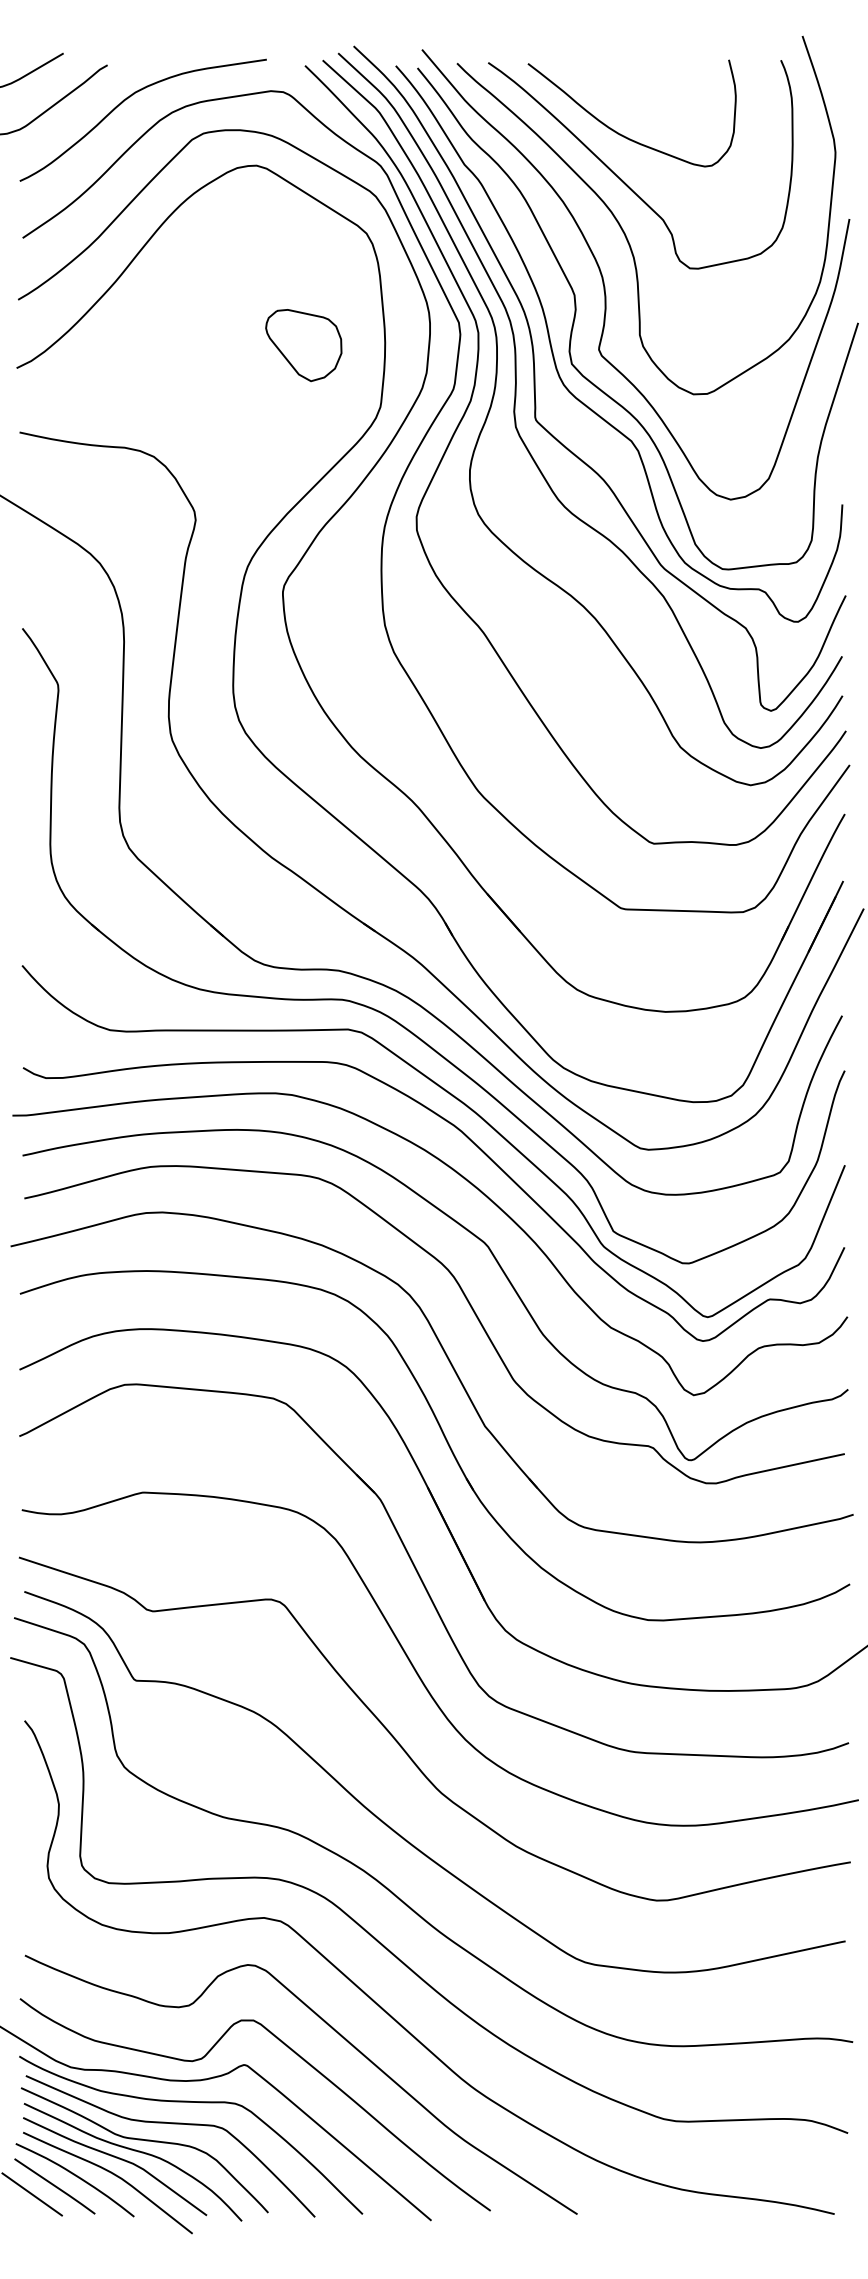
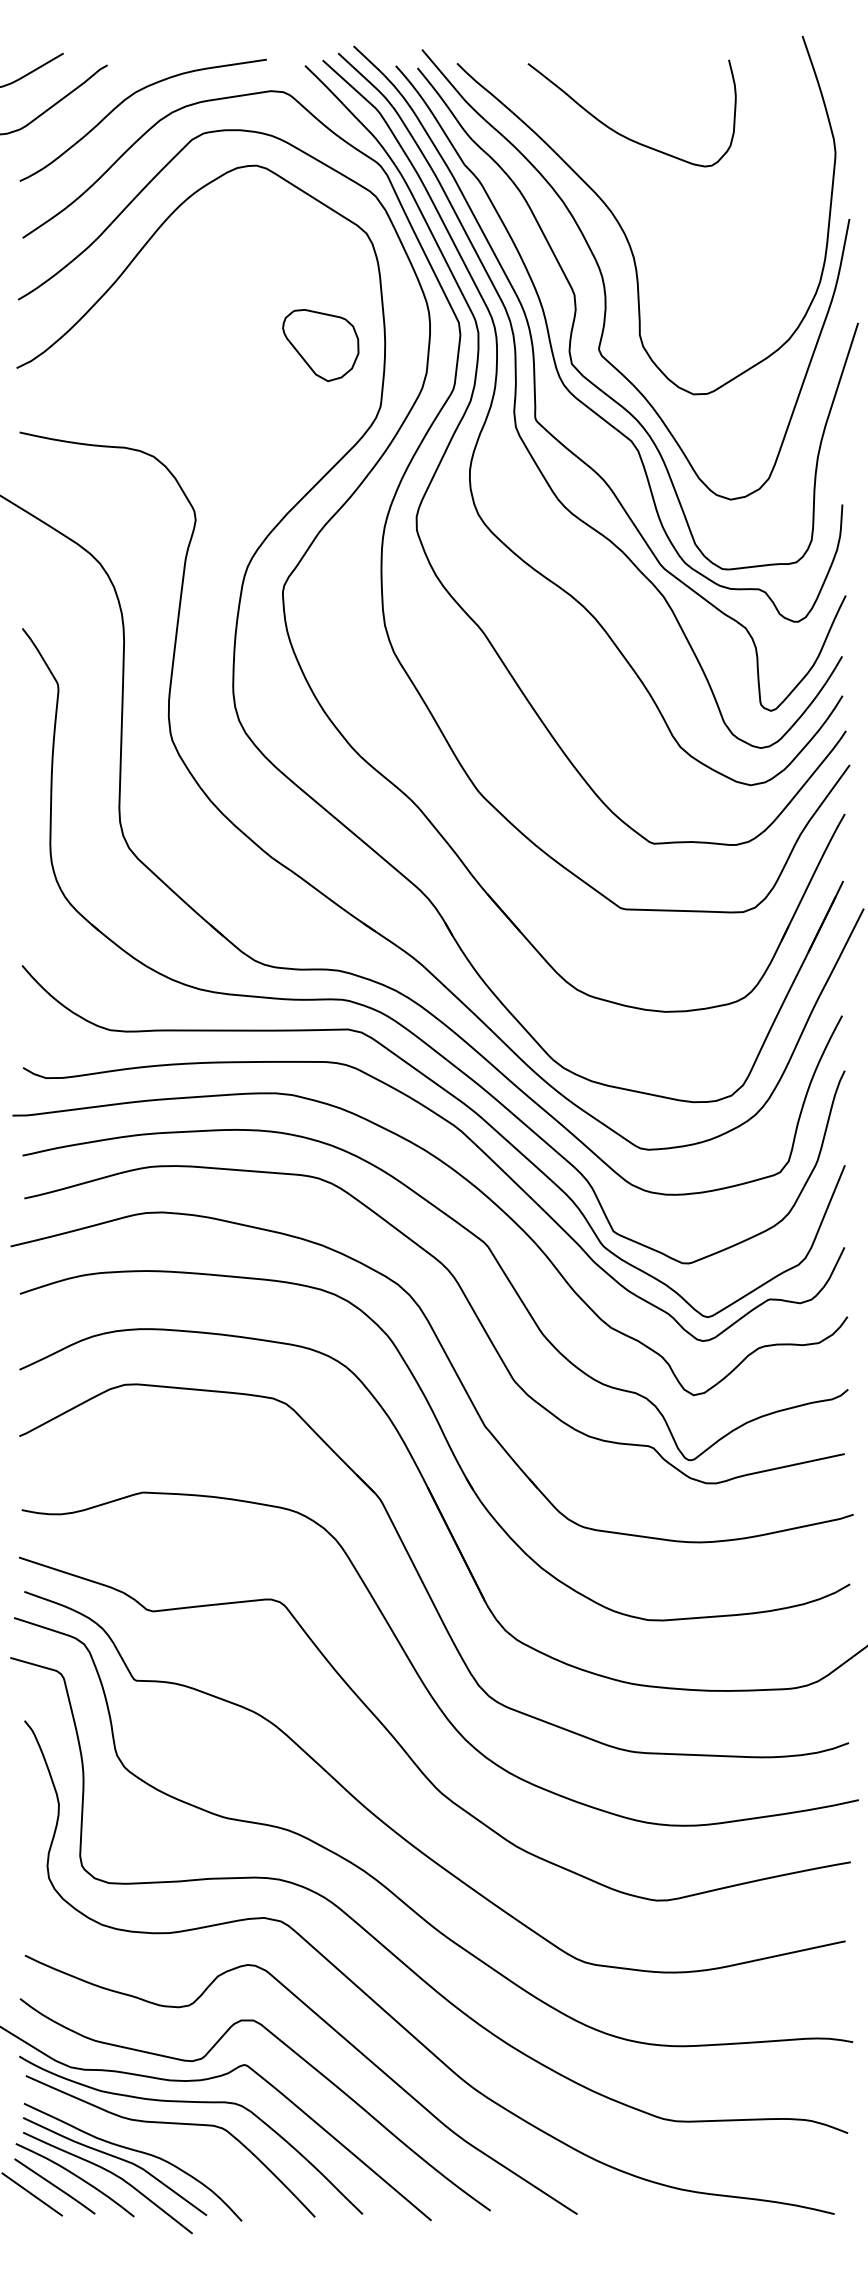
curve: present -> none (623, 180)
part position: (303, 345) -> (320, 345) (320, 345)
curve: present -> none (145, 2141)
